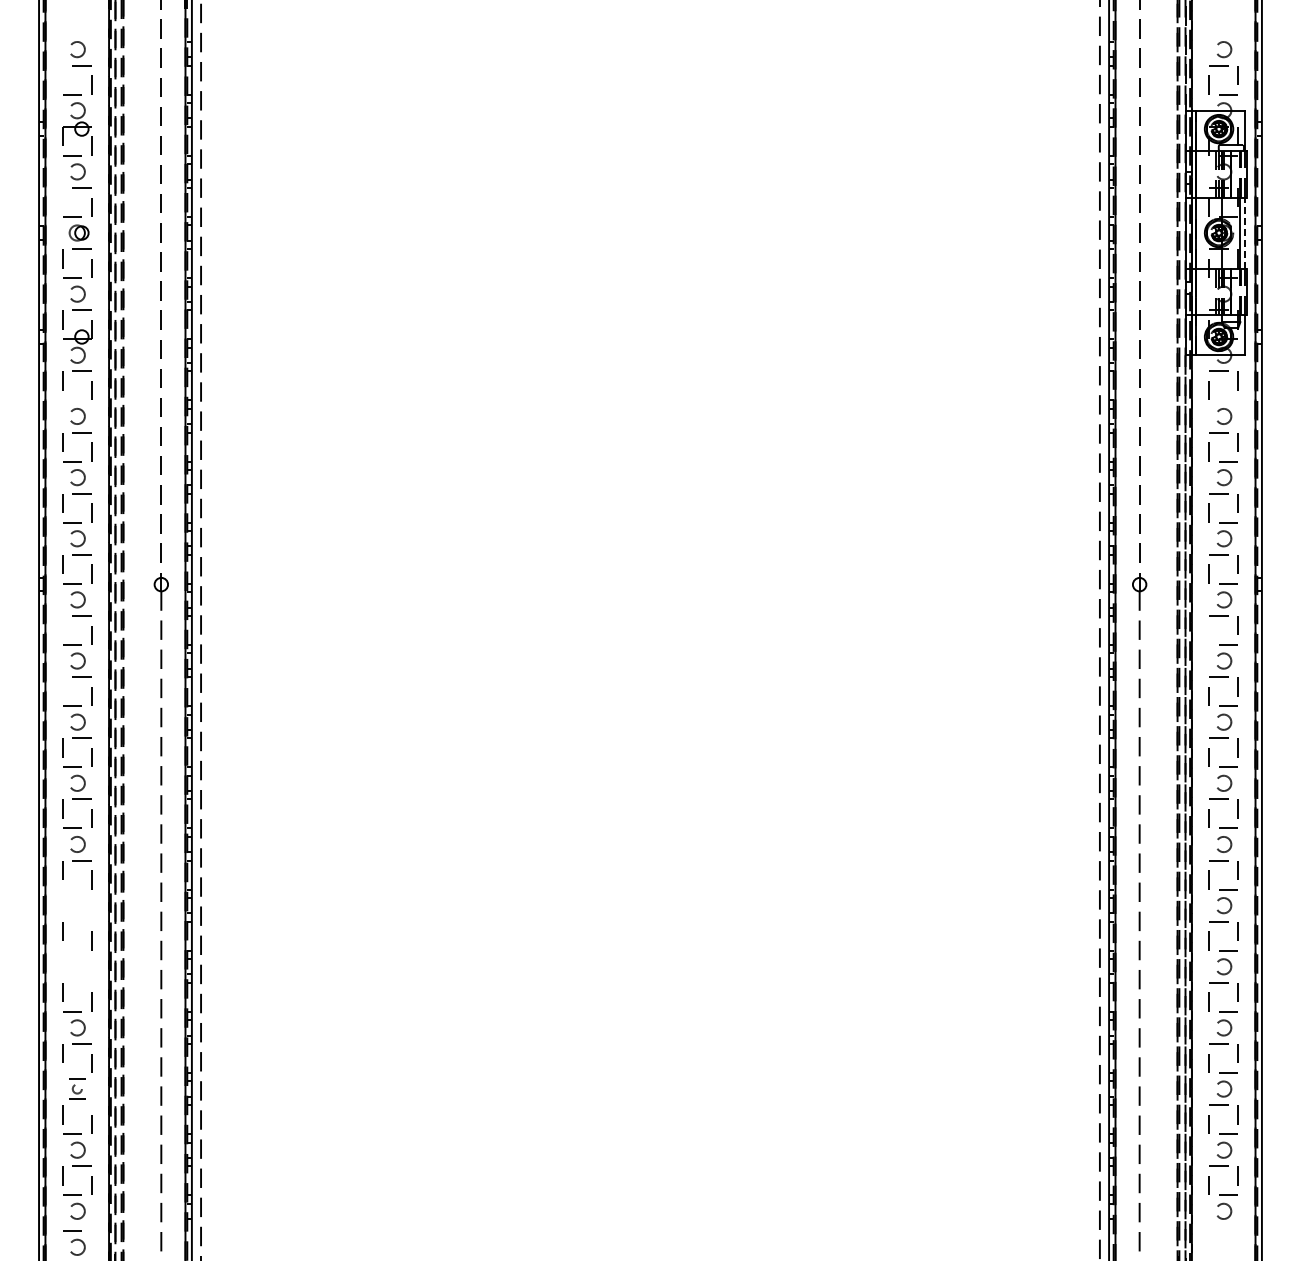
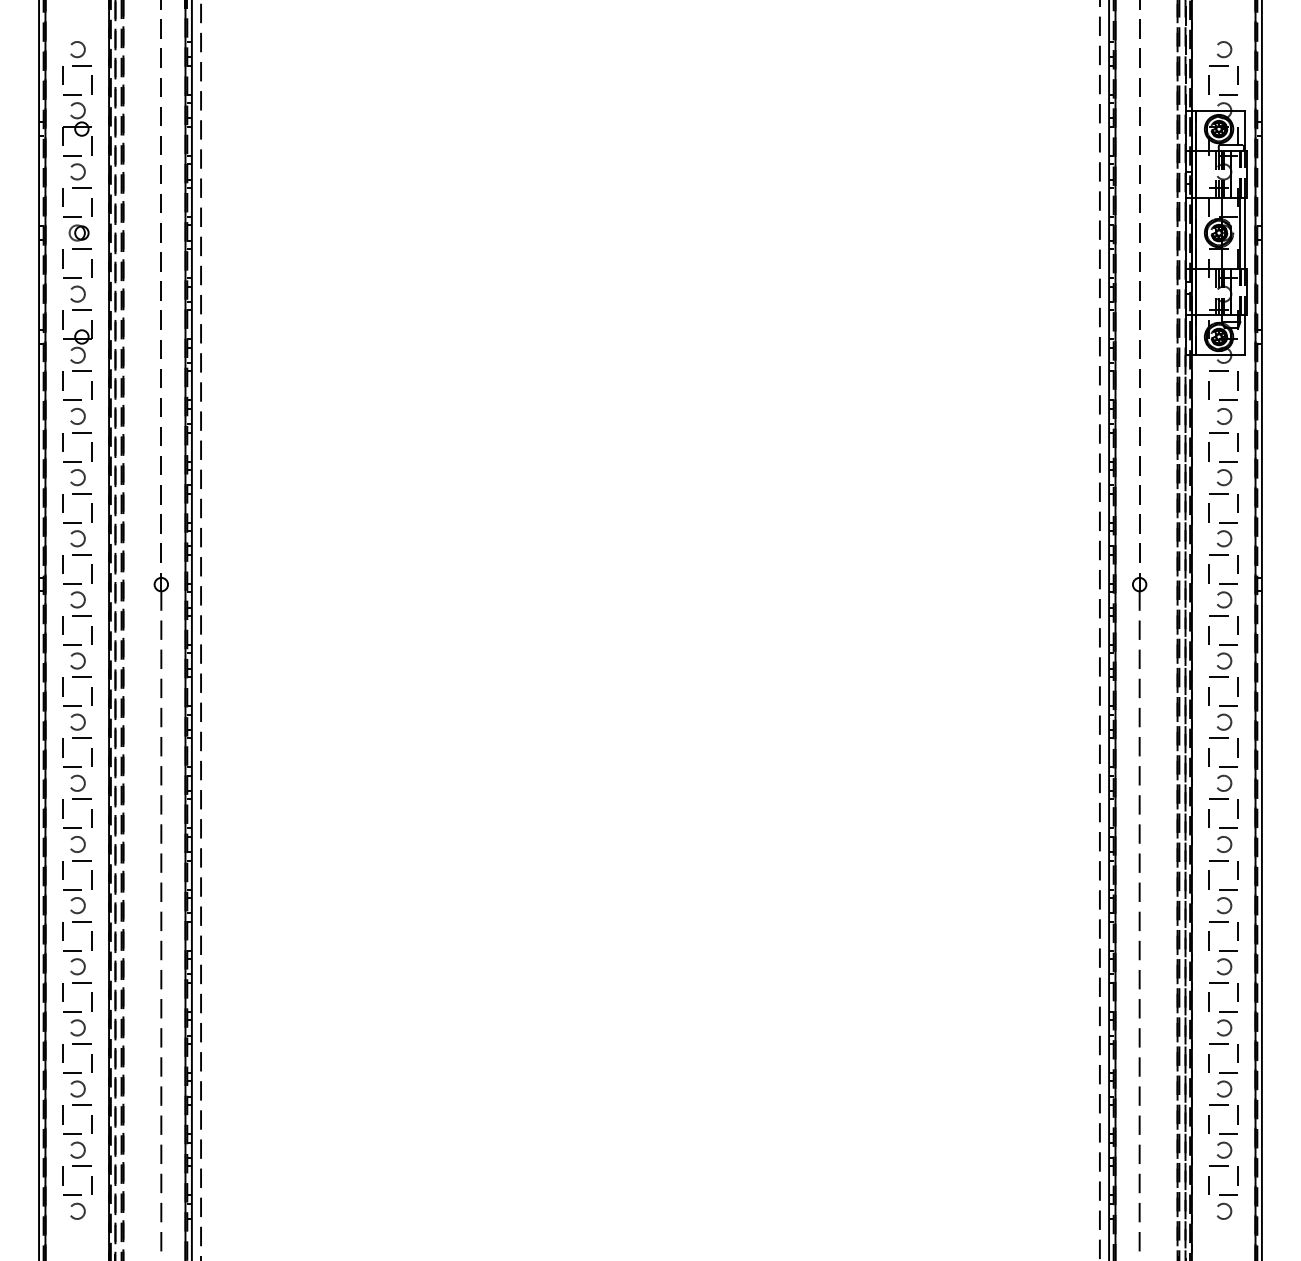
line: none -> present (62, 75)
line: none -> present (62, 197)
line: dashed -> solid (1244, 232)
line: none -> present (72, 399)
line: none -> present (1228, 399)
line: none -> present (62, 625)
line: none -> present (1208, 635)
line: none -> present (62, 686)
part: none -> present (83, 904)
part: none -> present (77, 966)
part size: 17x22 px -> 29x34 px (77, 1088)
part: present -> none (74, 1242)
